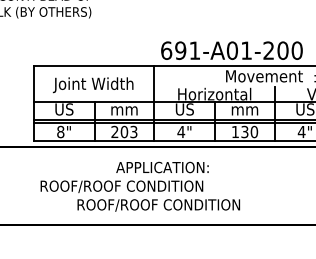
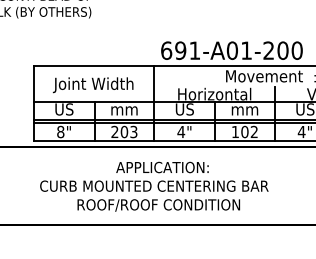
text: 130 -> 102 (249, 132)
text: ROOF/ROOF CONDITION -> CURB MOUNTED CENTERING BAR (154, 186)
